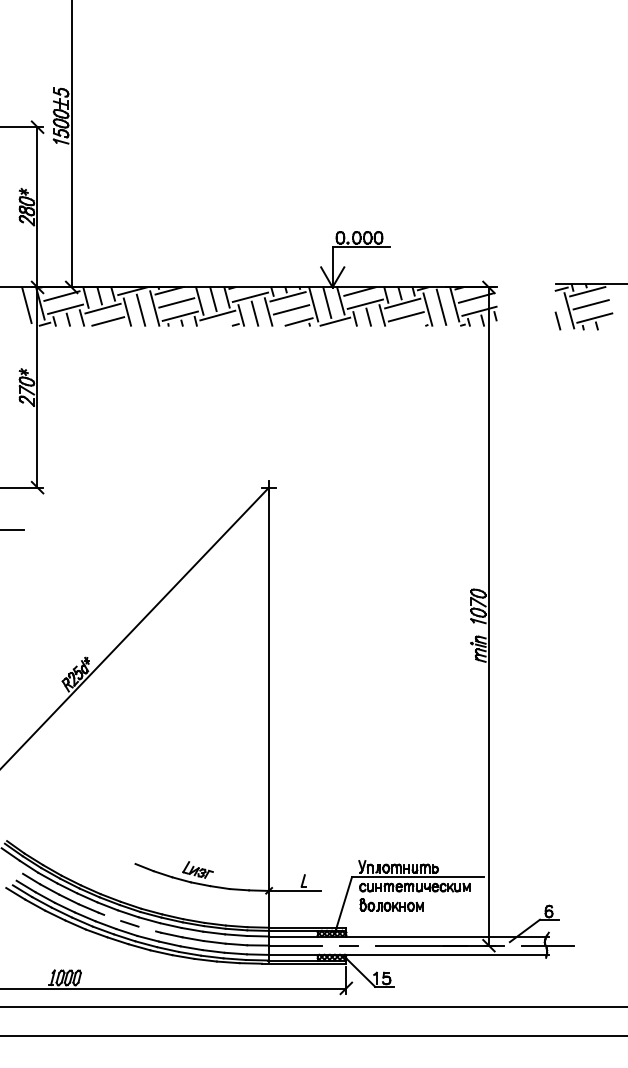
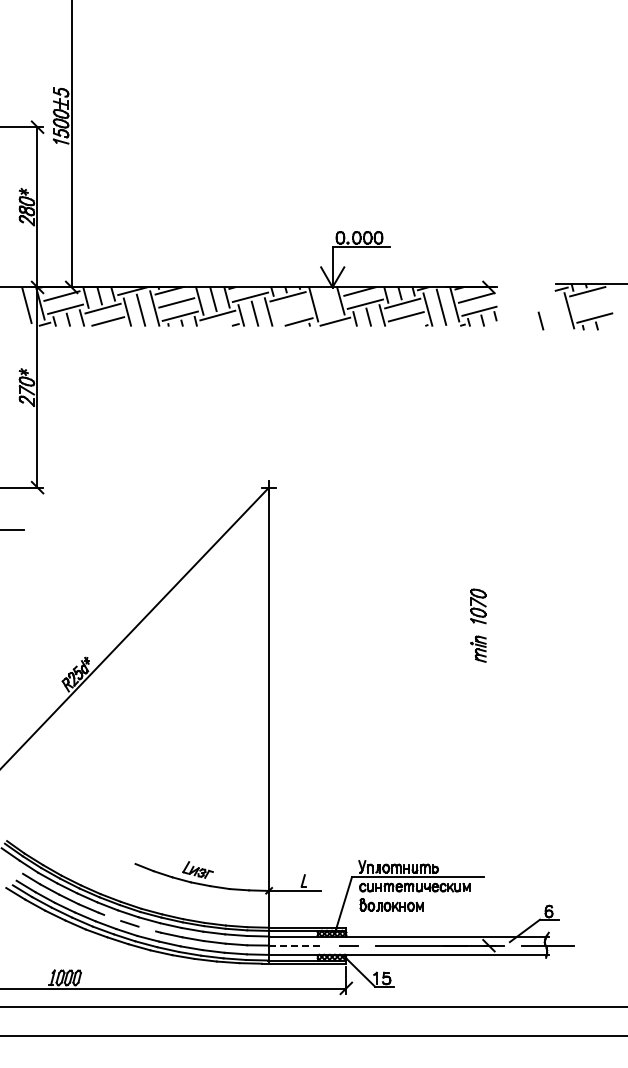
line: present -> none (327, 302)
line: present -> none (590, 304)
line: present -> none (291, 309)
line position: (557, 320) -> (540, 320) (540, 320)
line: present -> none (489, 616)
line: solid -> dashed (295, 945)
